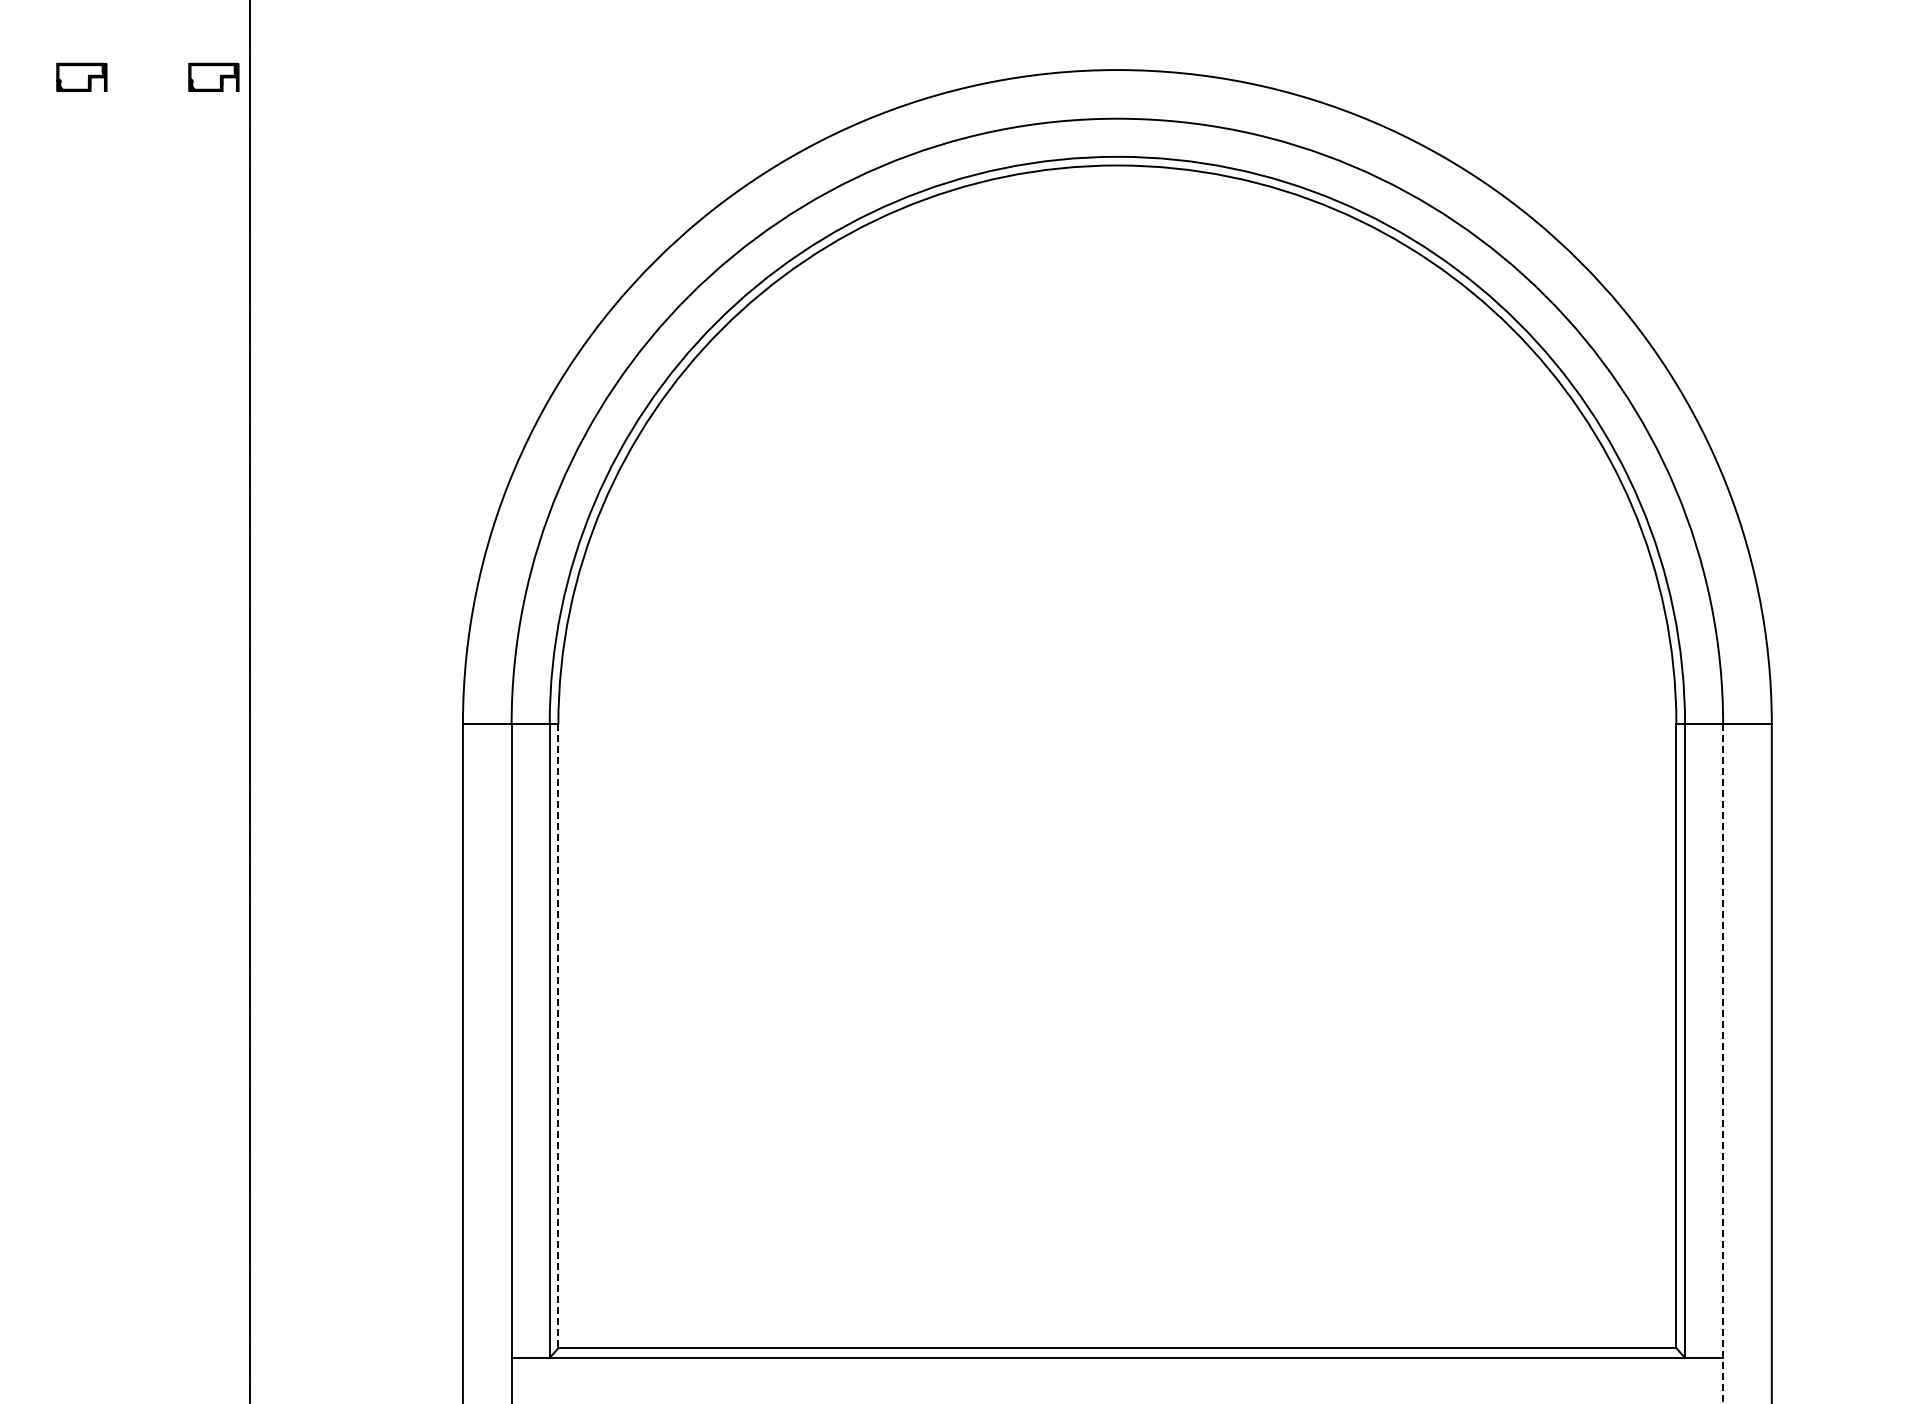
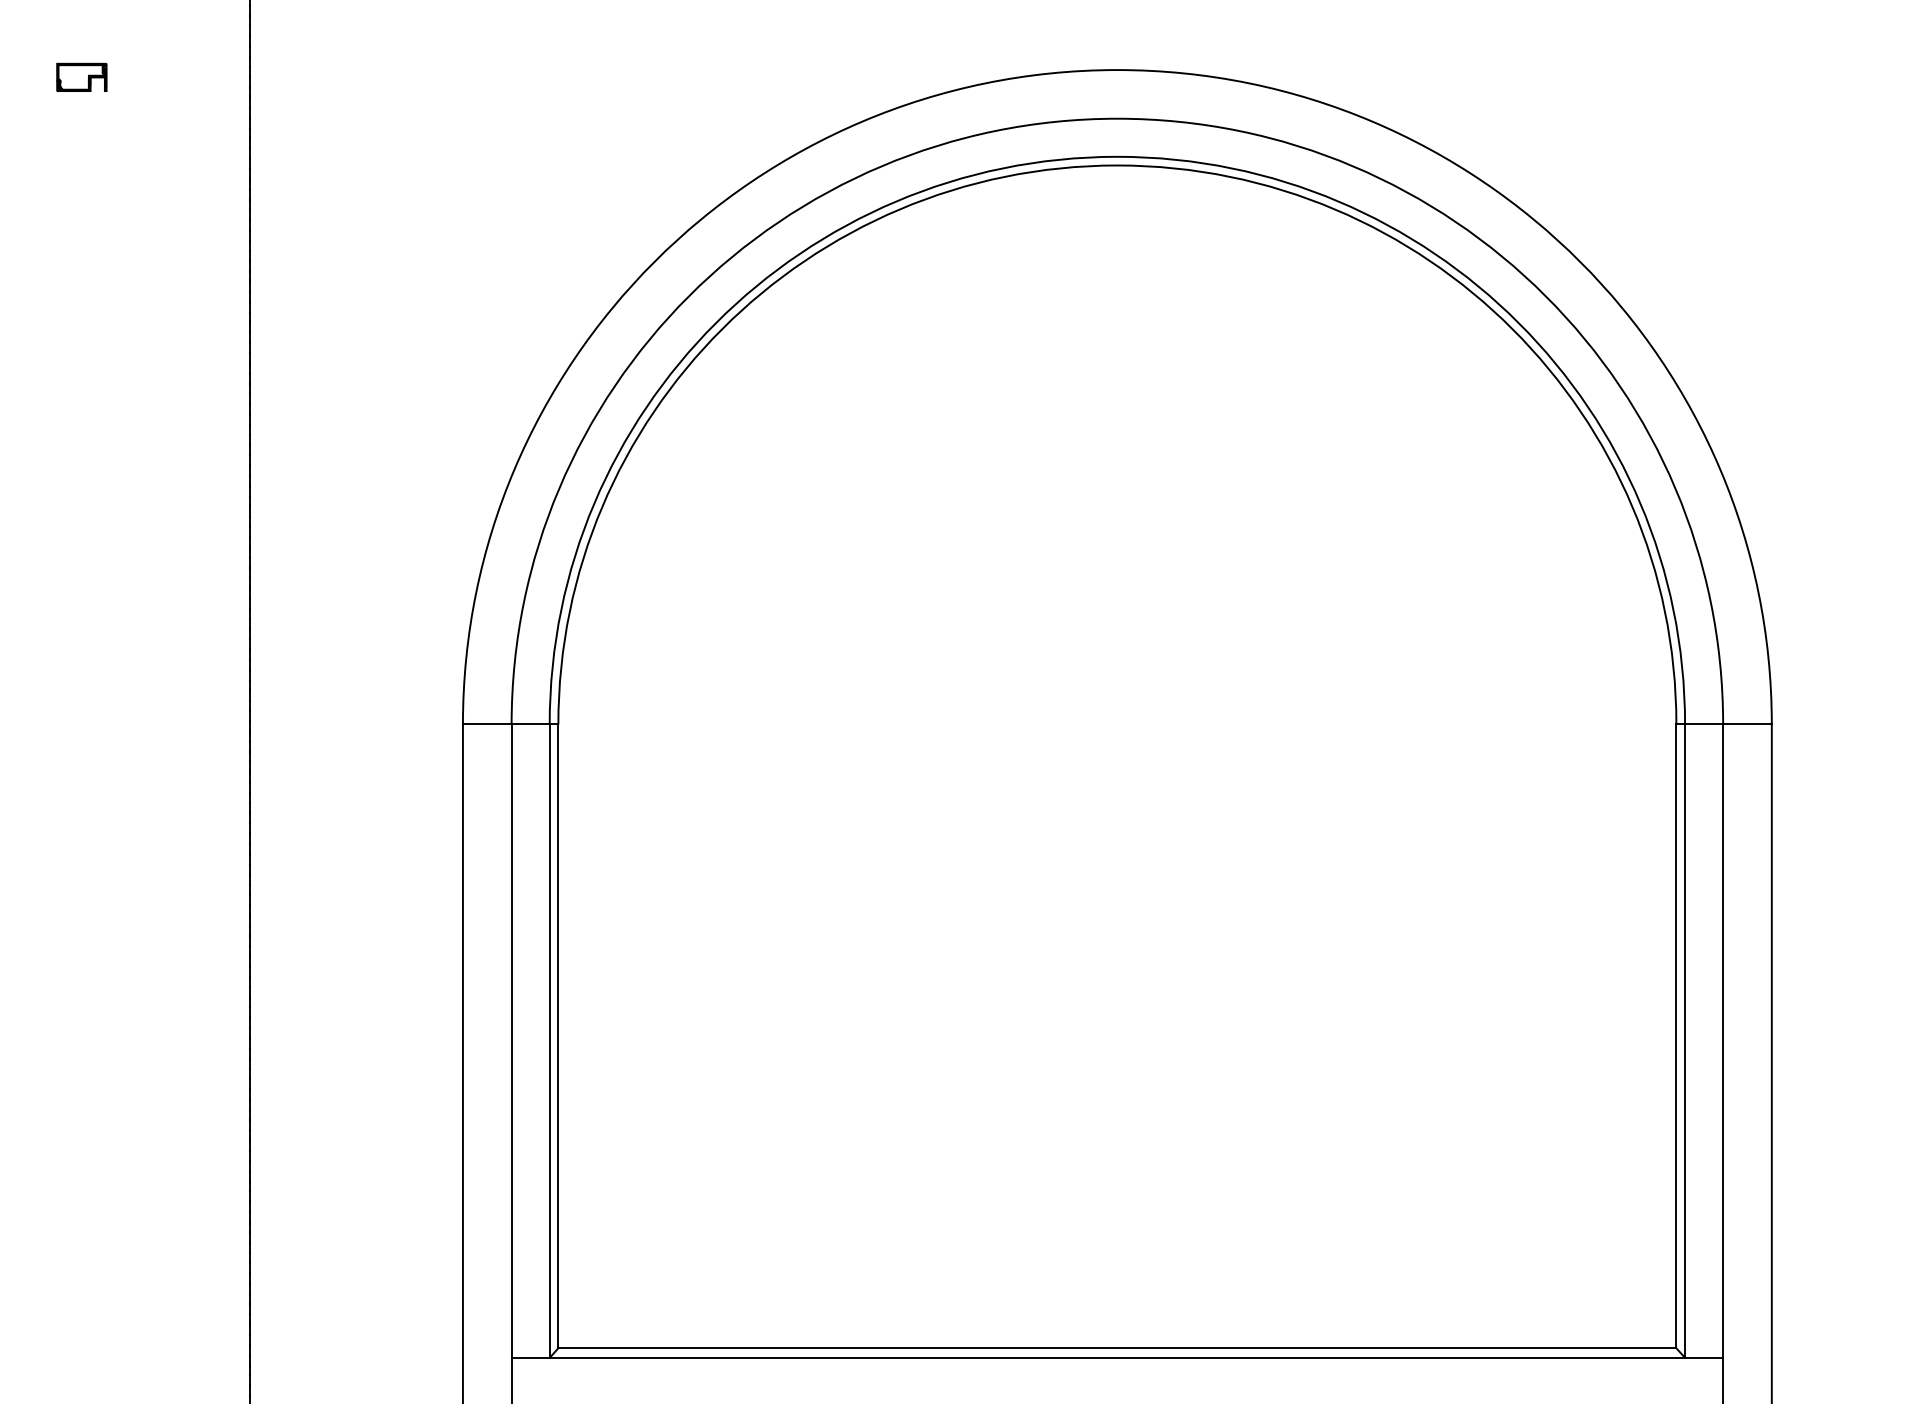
part: present -> none (213, 76)
line: dashed -> solid (558, 1036)
line: dashed -> solid (1723, 1064)
